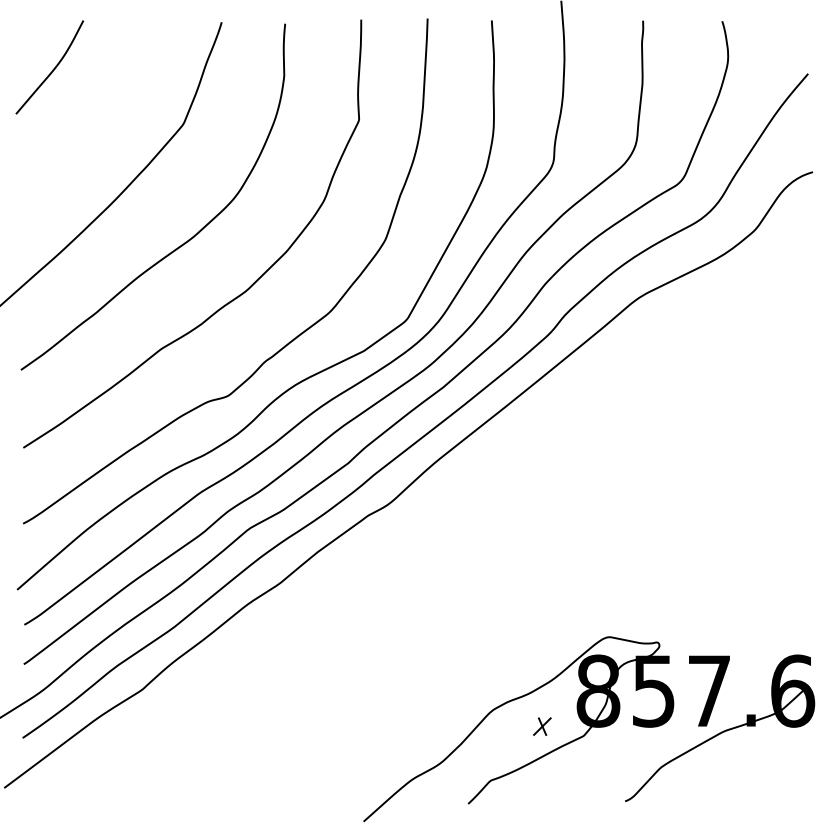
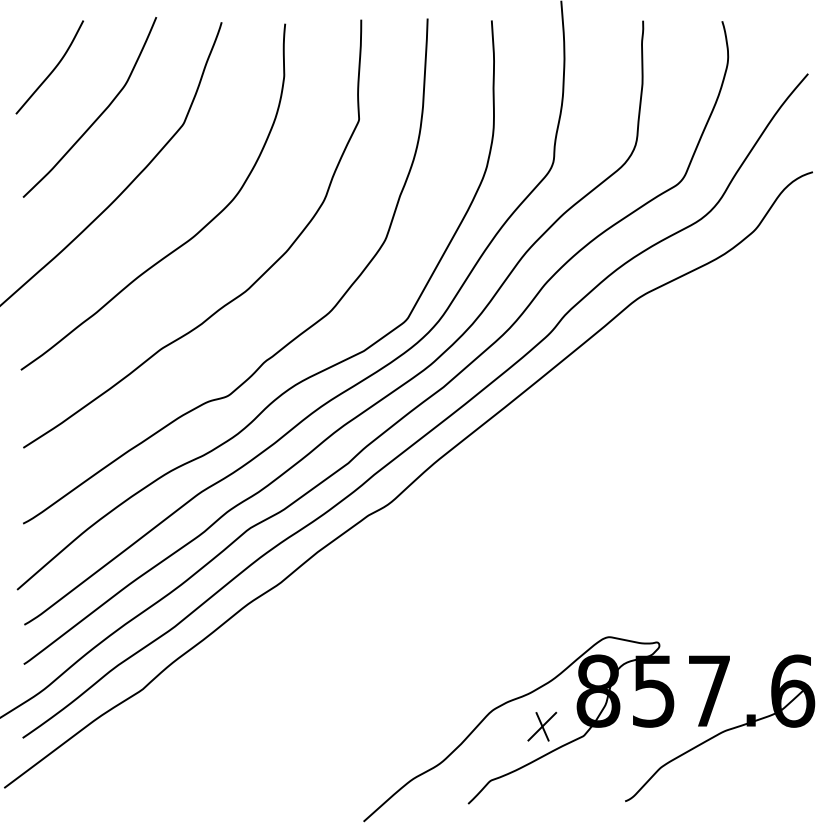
curve: none -> present (100, 113)
part size: 19x19 px -> 31x31 px (542, 726)
